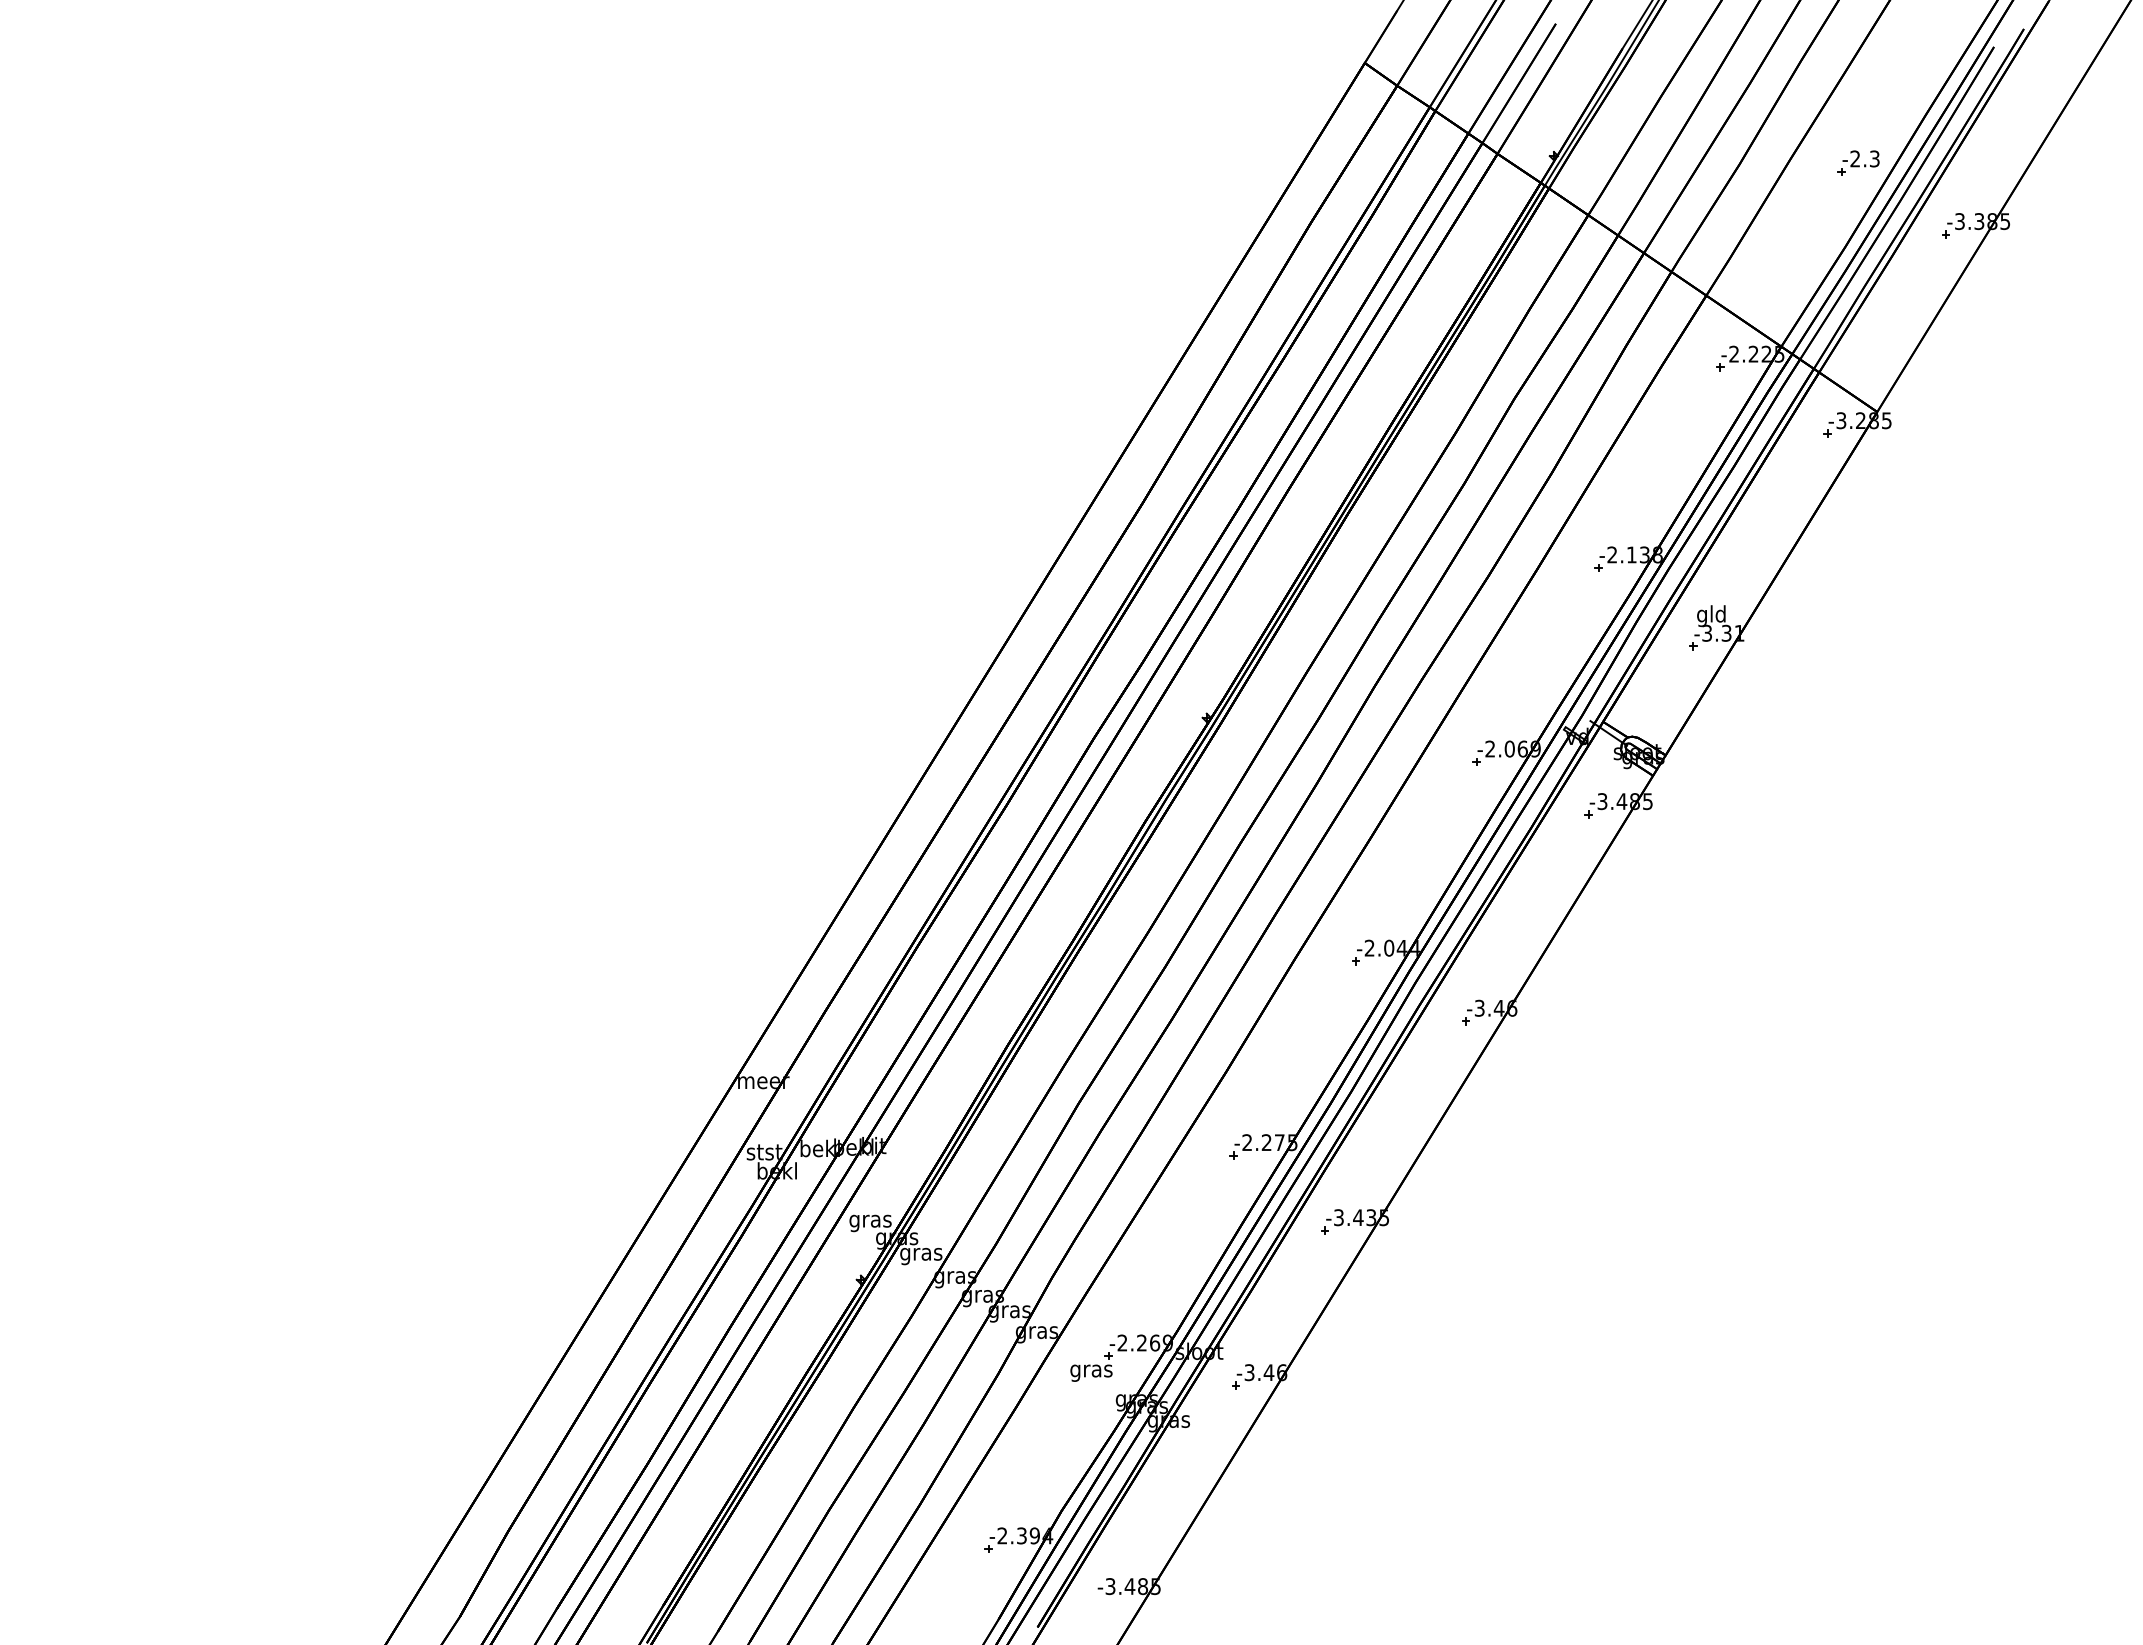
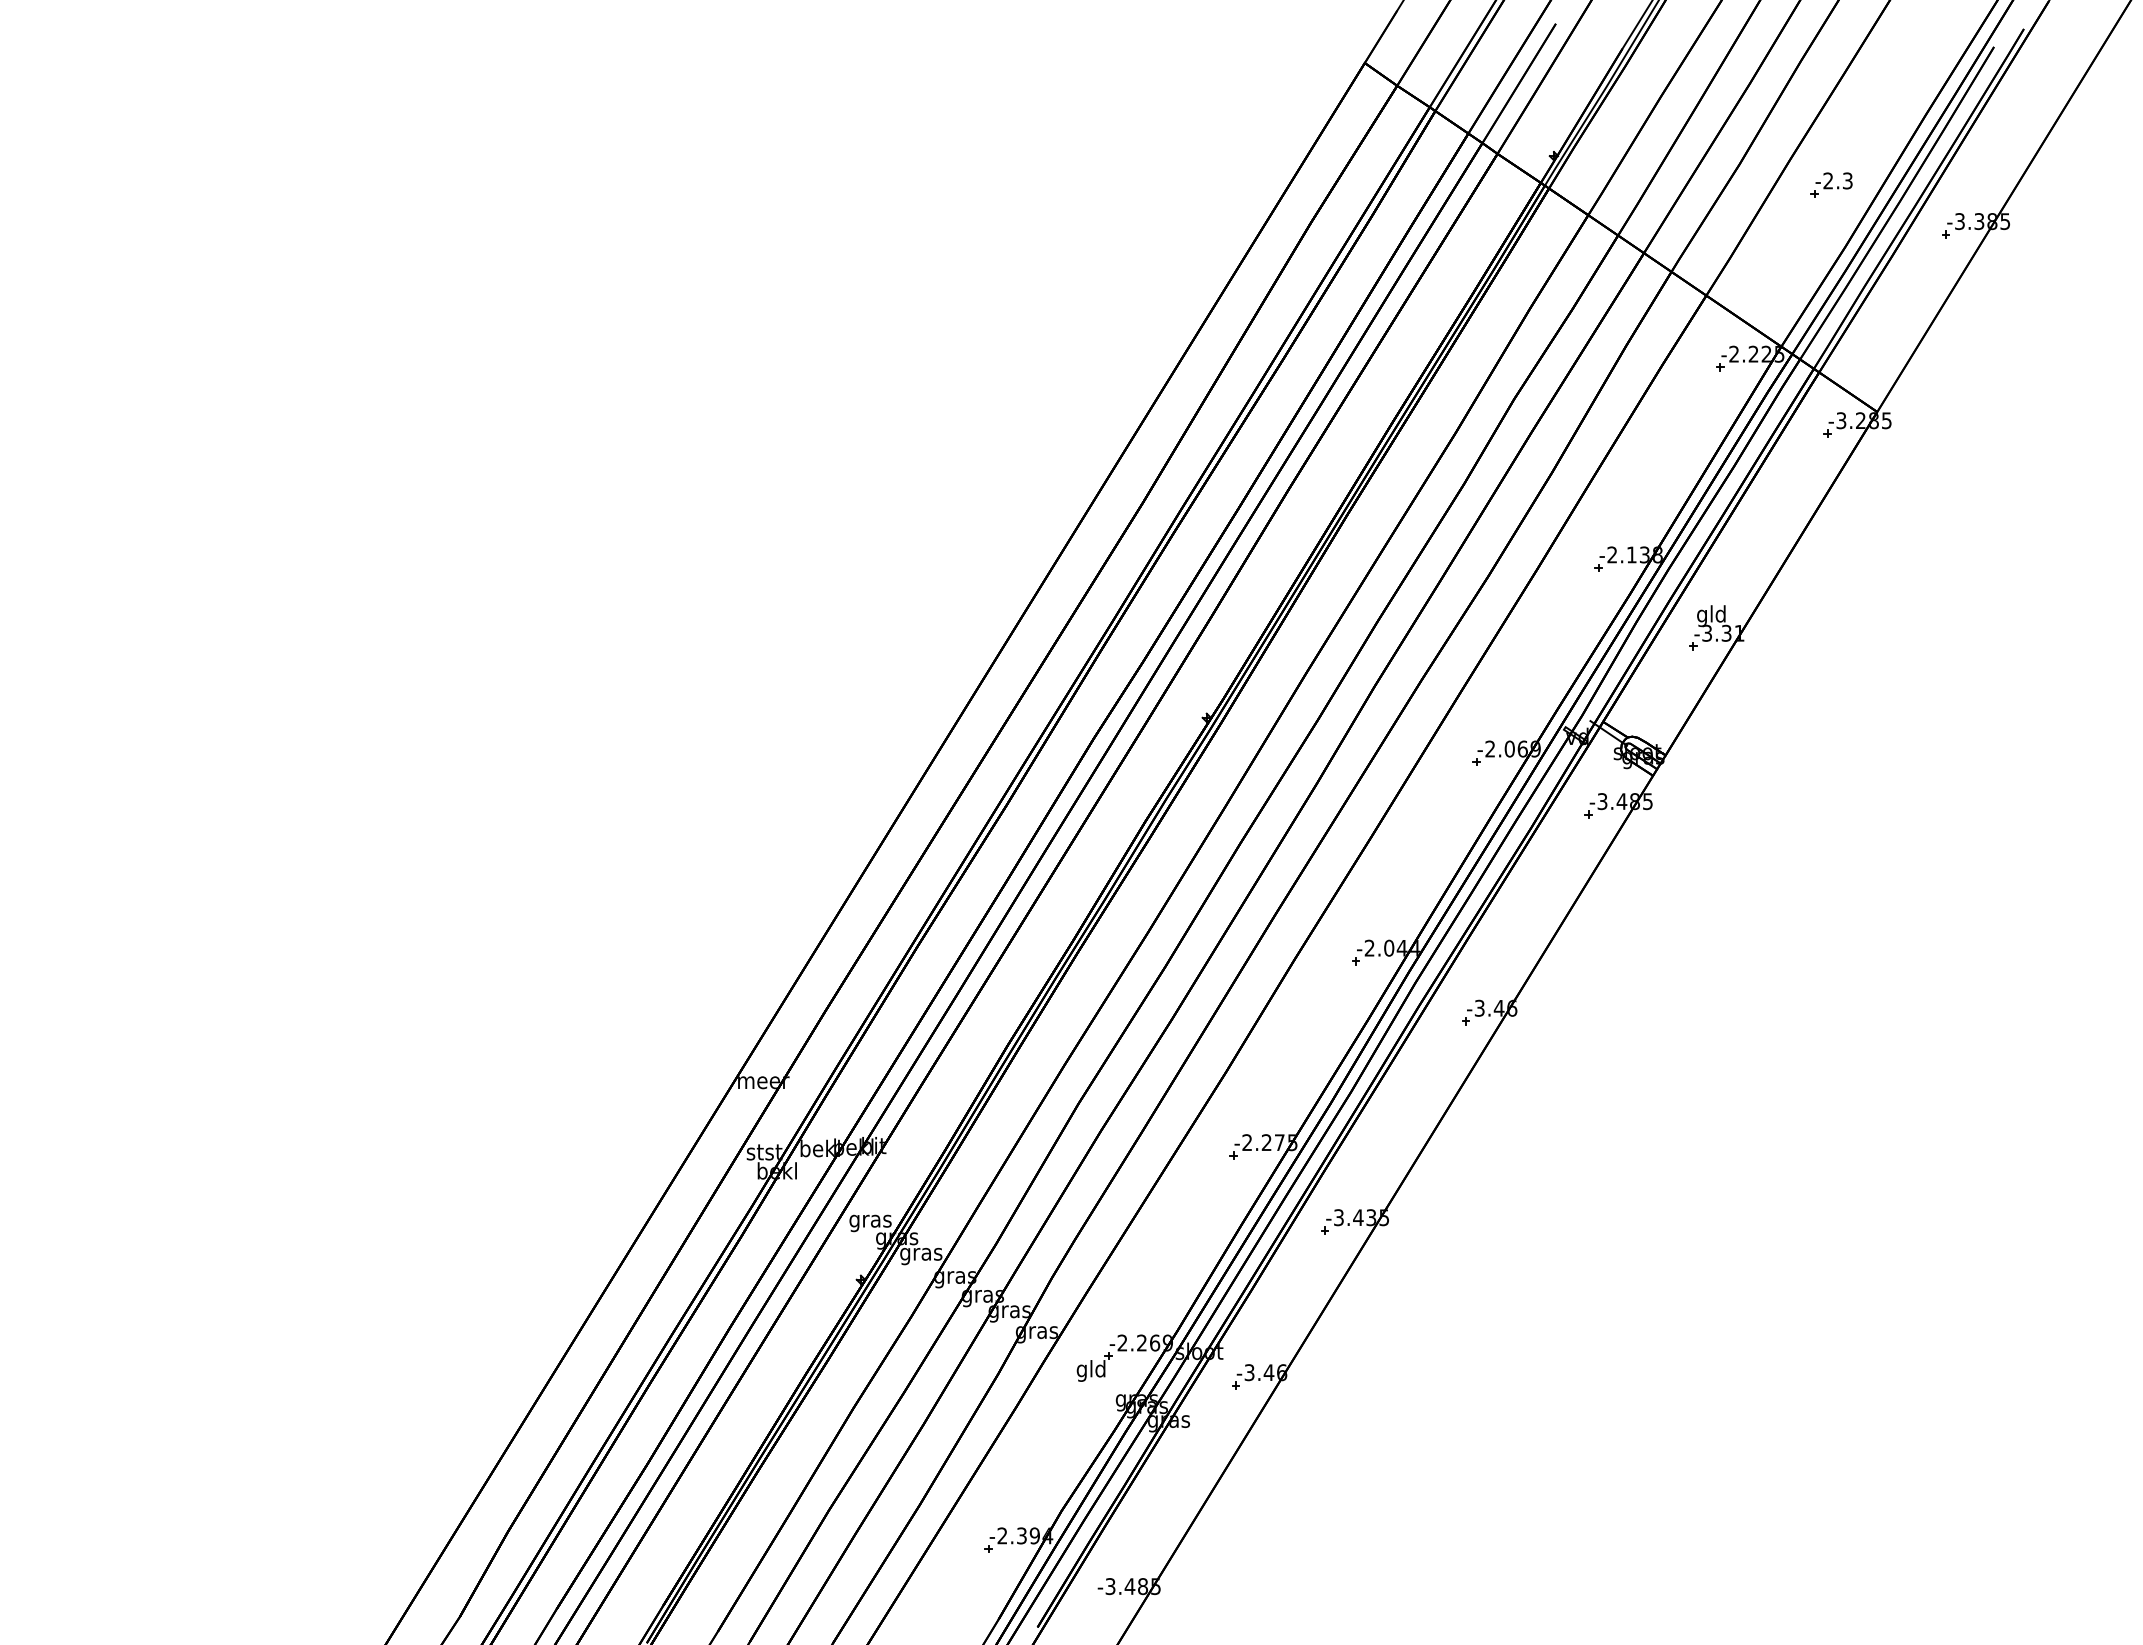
part position: (1858, 162) -> (1831, 184) (1831, 184)
text: gras -> gld (1091, 1370)
